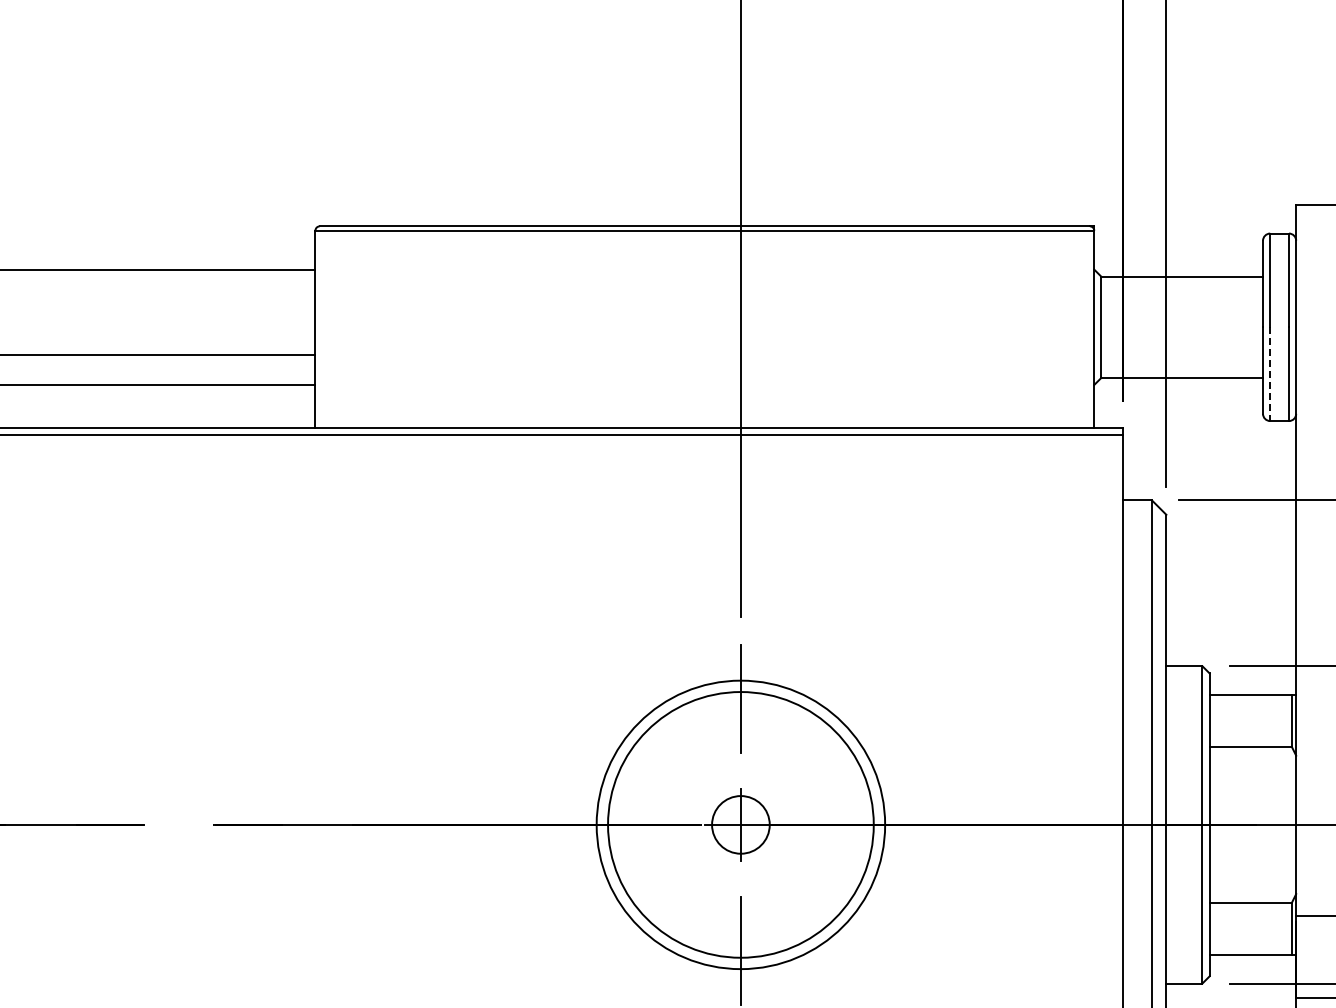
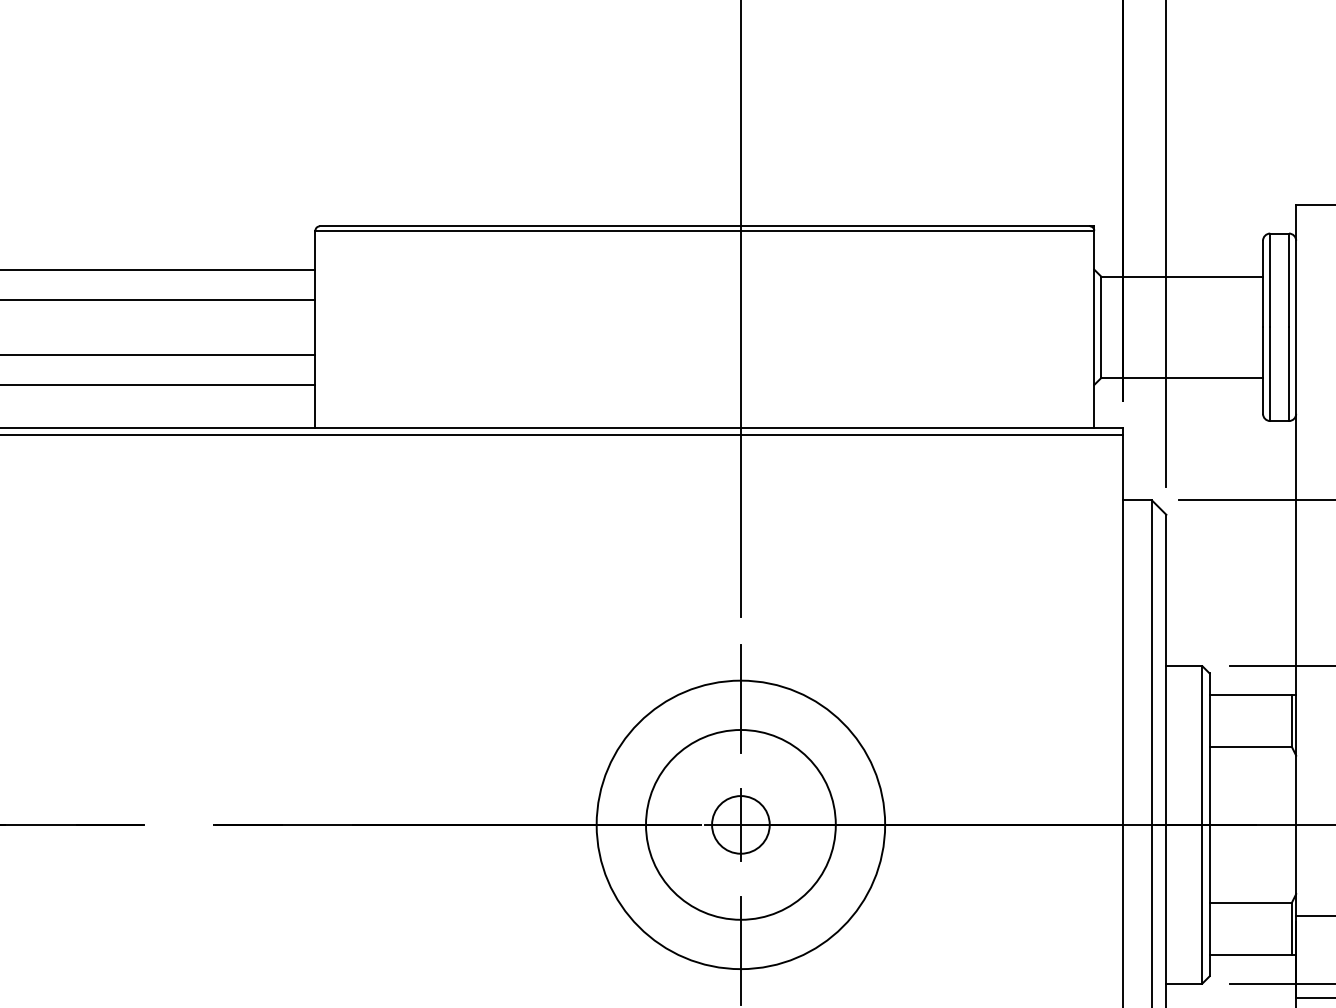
line: none -> present (158, 299)
line: dashed -> solid (1270, 374)
circle diameter: 266 px -> 190 px (740, 824)
